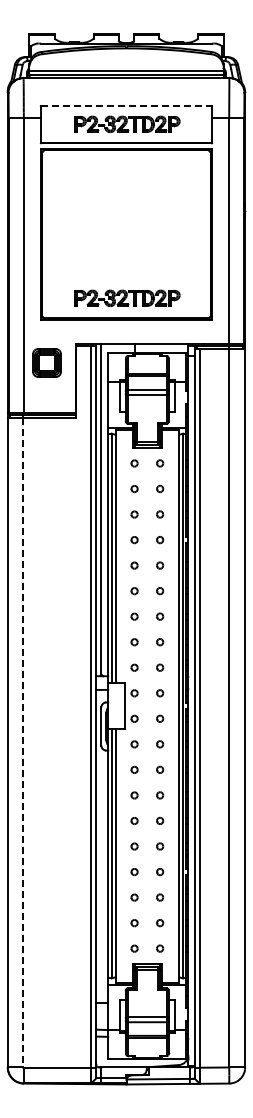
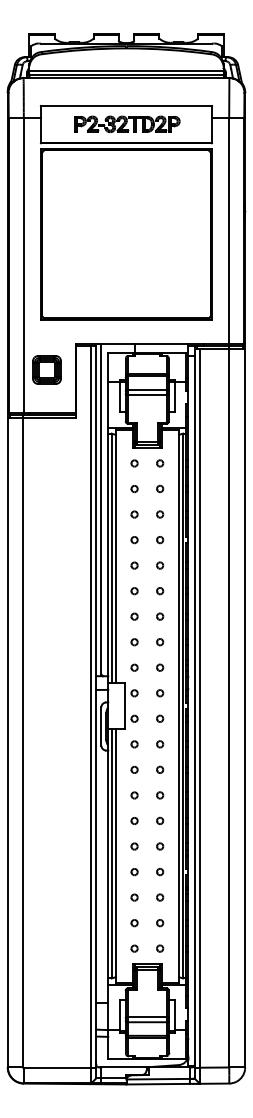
line: dashed -> solid (126, 106)
part: present -> none (127, 297)
part position: (46, 362) -> (46, 369) (46, 369)
line: dashed -> solid (22, 742)
